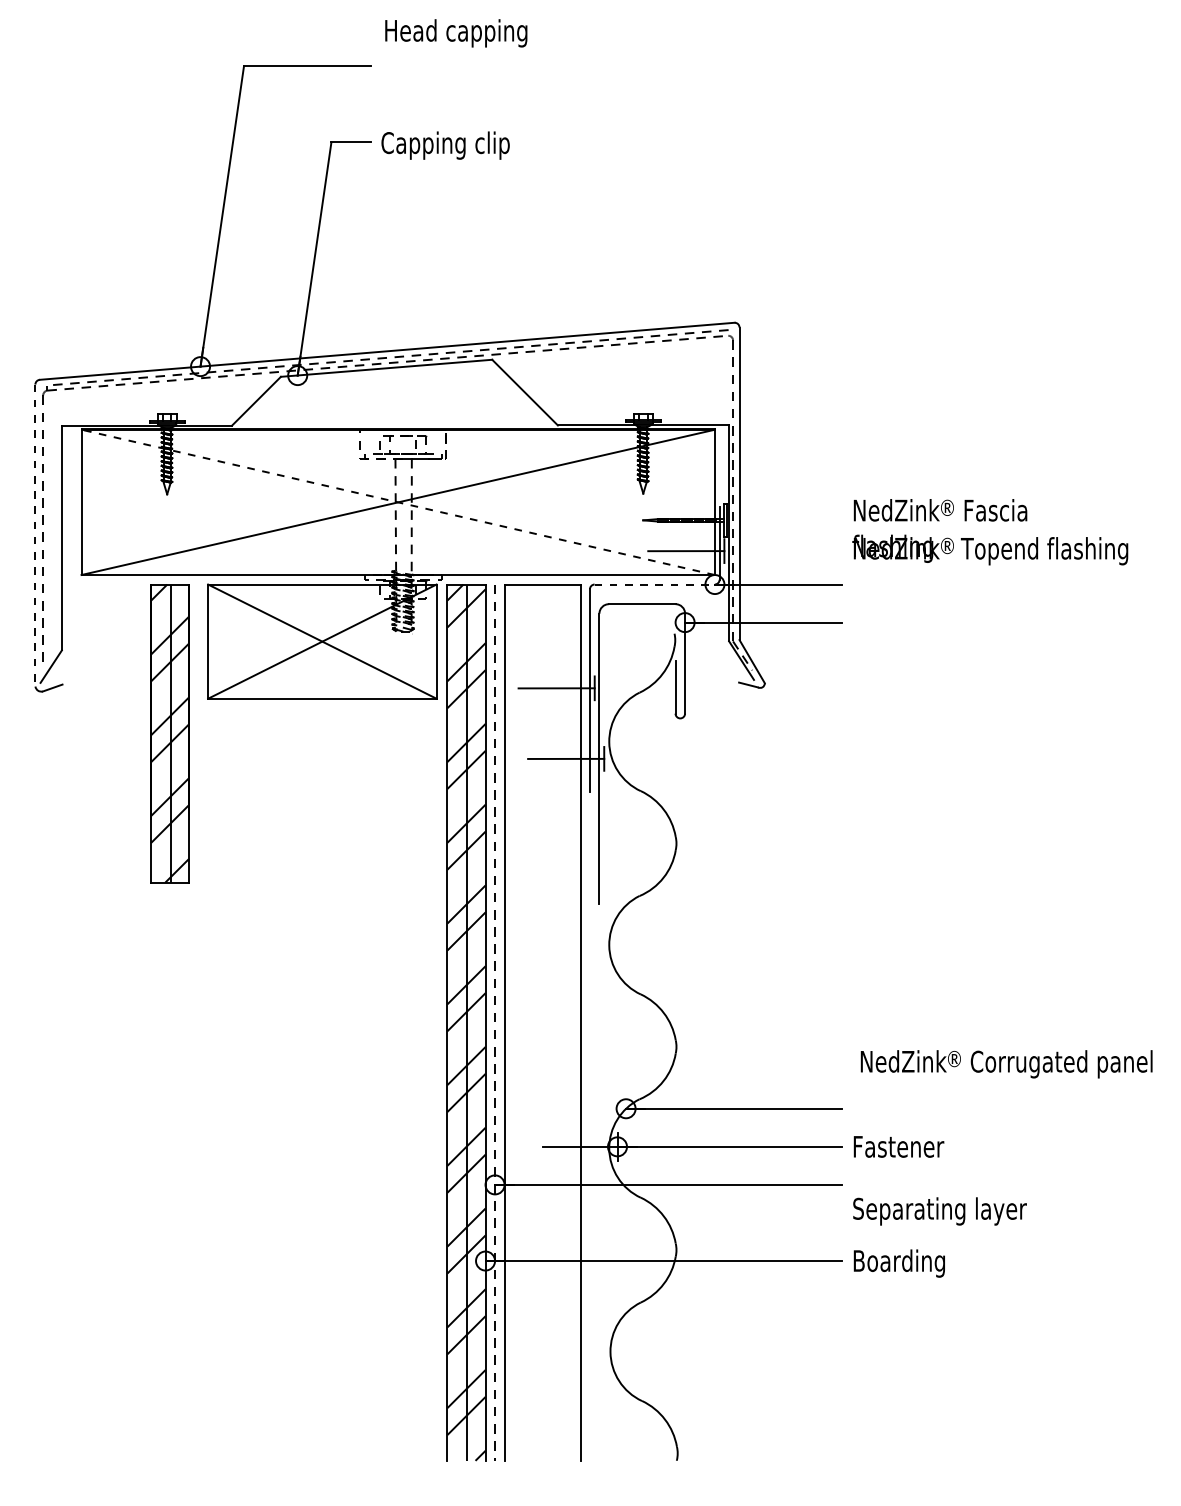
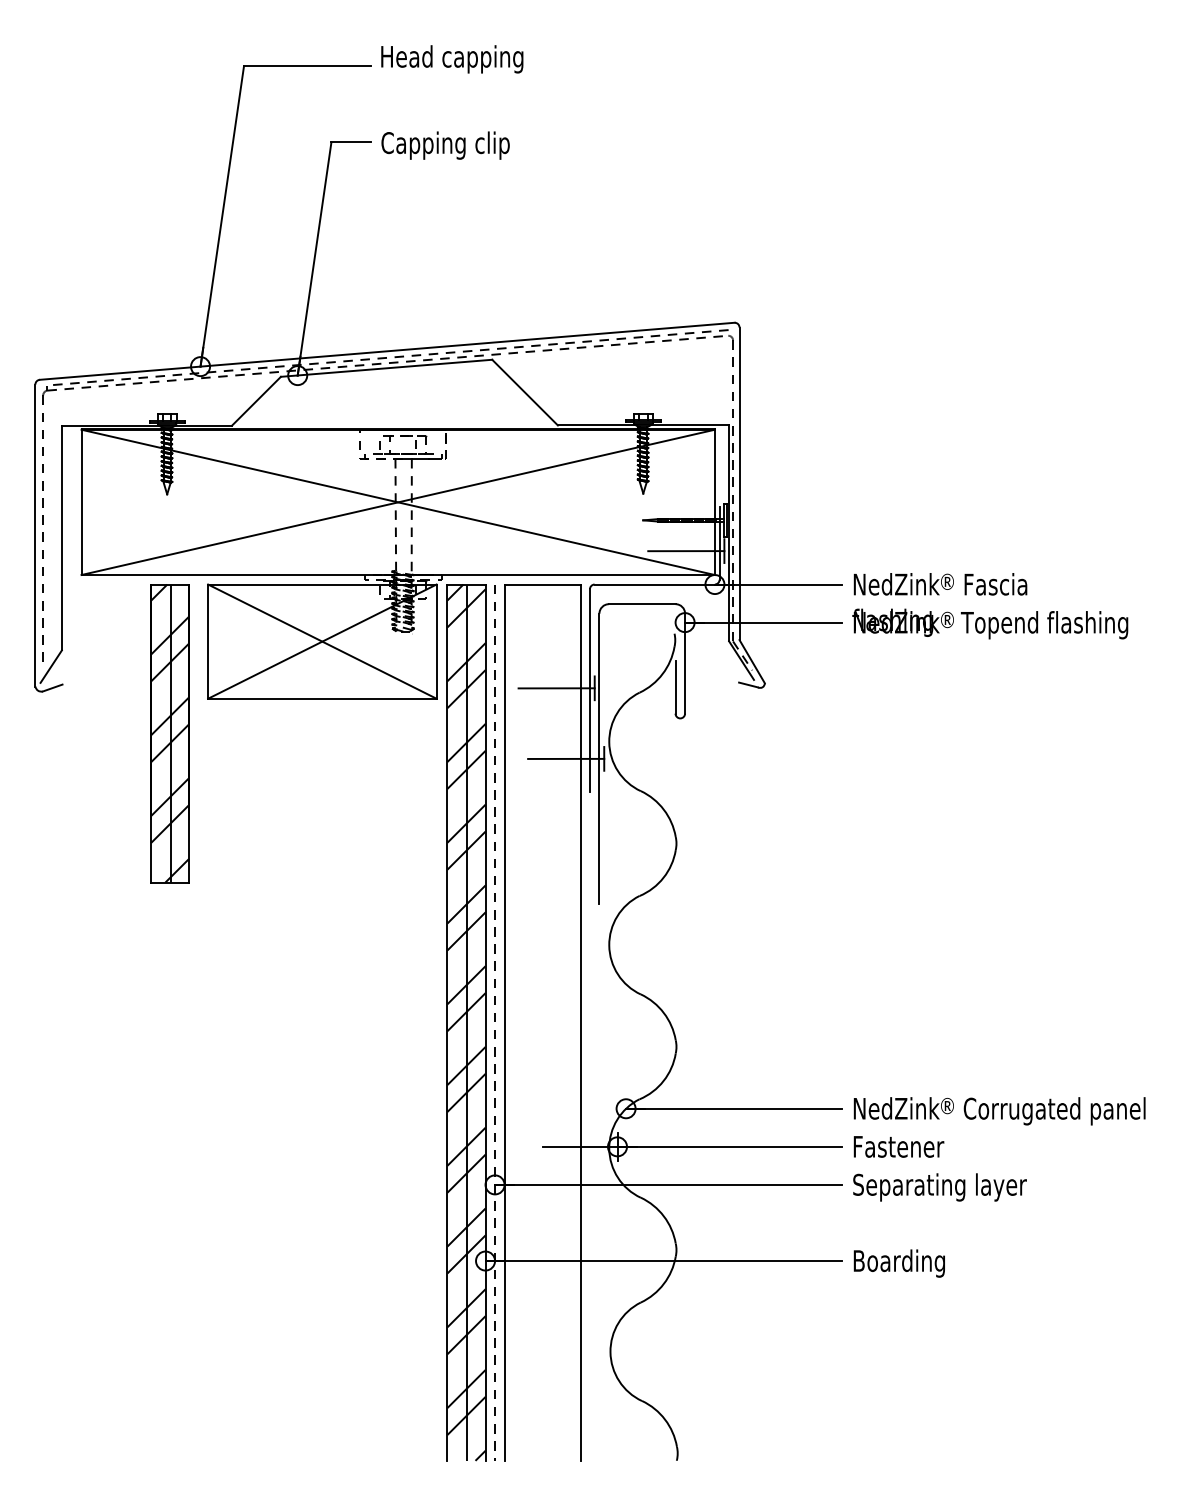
text position: (456, 33) -> (452, 59) (452, 59)
line: dashed -> solid (398, 502)
text position: (990, 532) -> (990, 606) (990, 606)
line: dashed -> solid (35, 535)
line: dashed -> solid (655, 584)
text position: (1006, 1064) -> (999, 1111) (999, 1111)
text position: (939, 1211) -> (939, 1187) (939, 1187)
